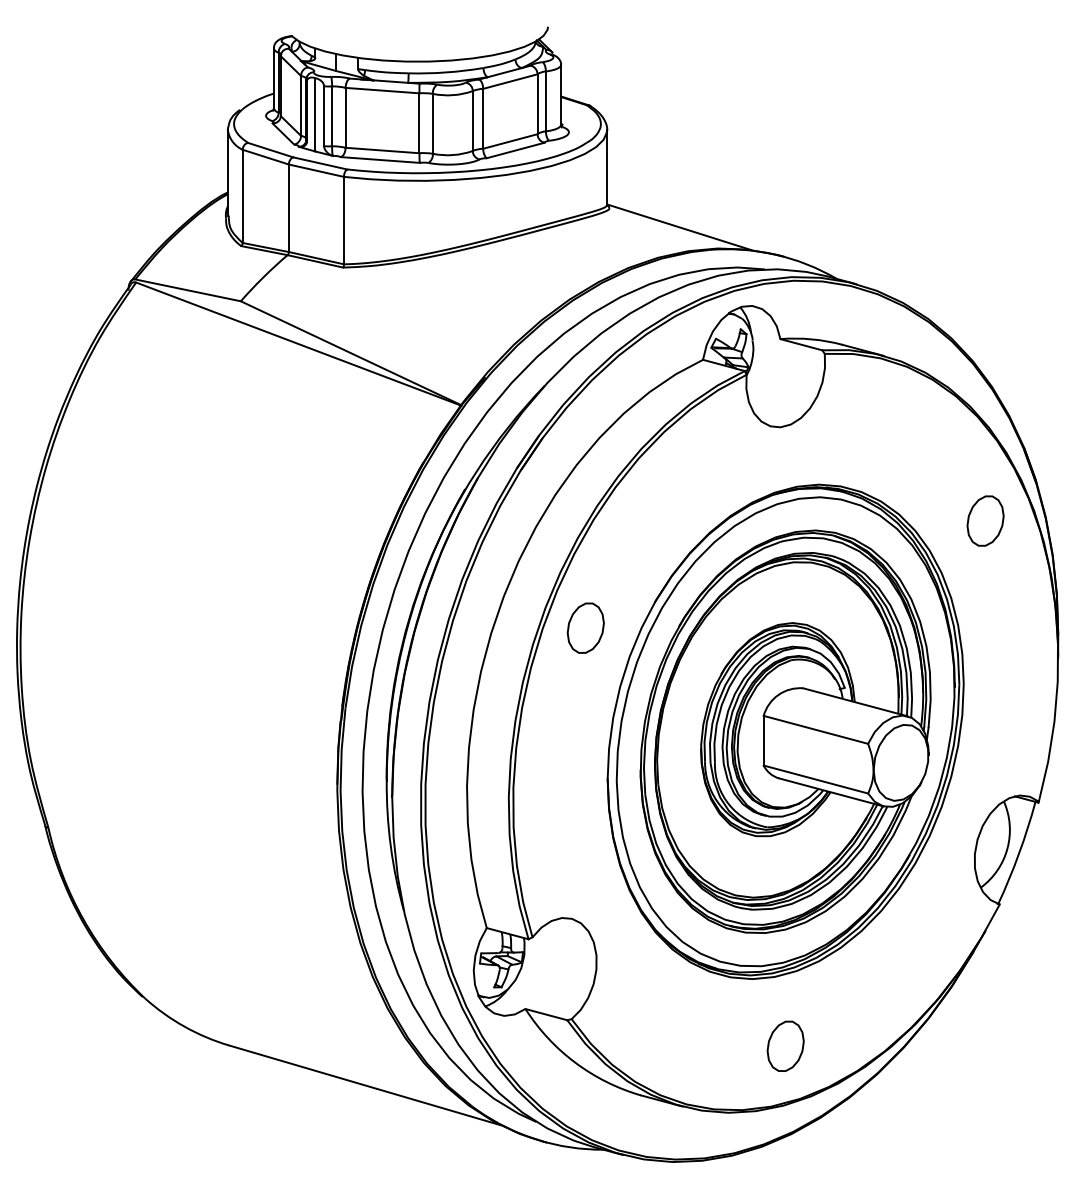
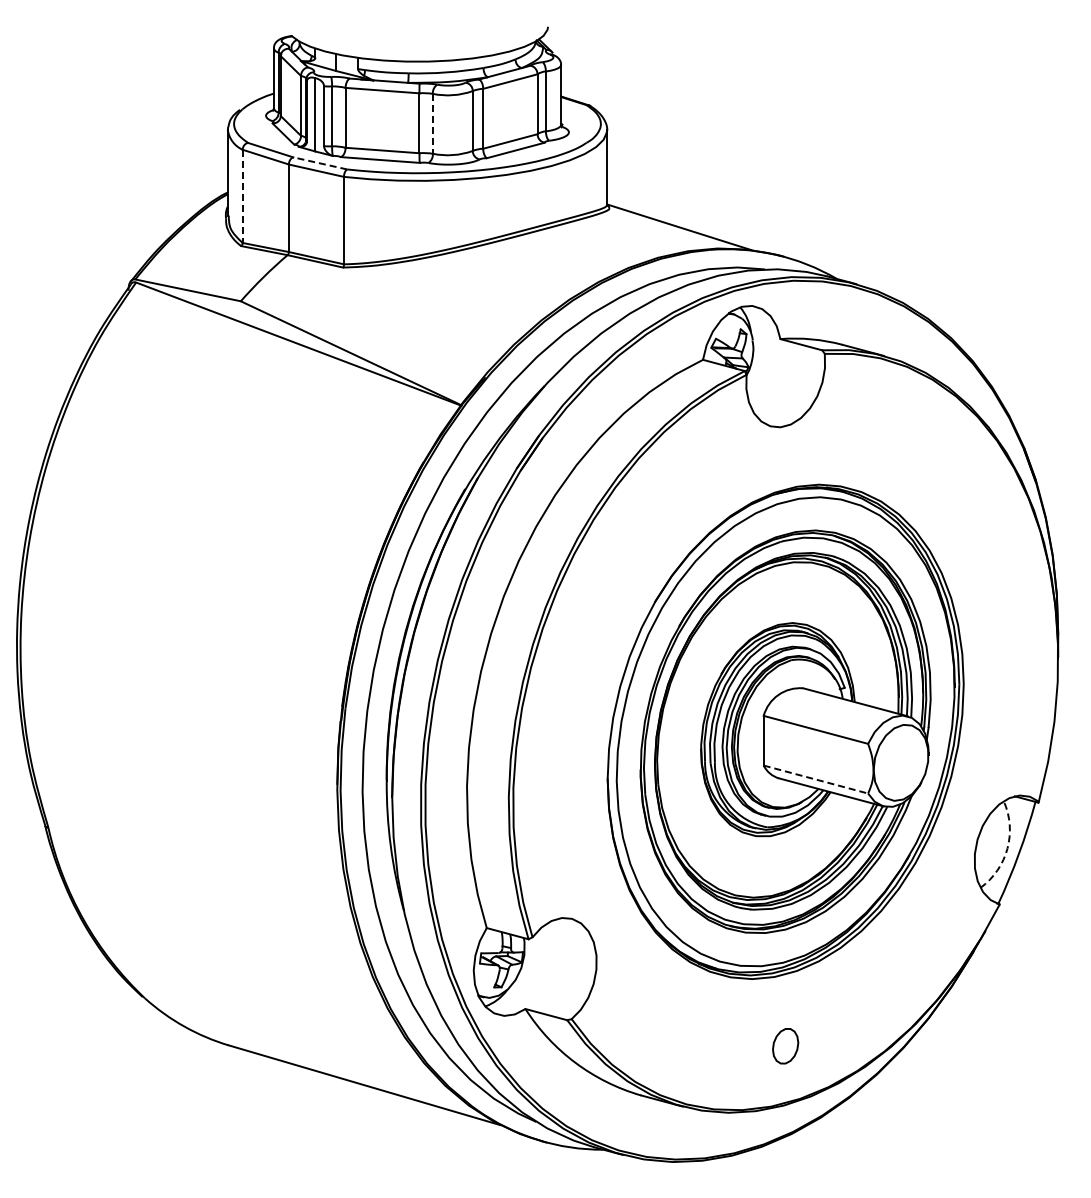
line: solid -> dashed (432, 123)
line: solid -> dashed (320, 163)
line: solid -> dashed (242, 196)
part: present -> none (985, 520)
part: present -> none (585, 627)
line: solid -> dashed (816, 779)
arc: solid -> dashed (1007, 848)
part size: 39x52 px -> 28x37 px (785, 1046)
